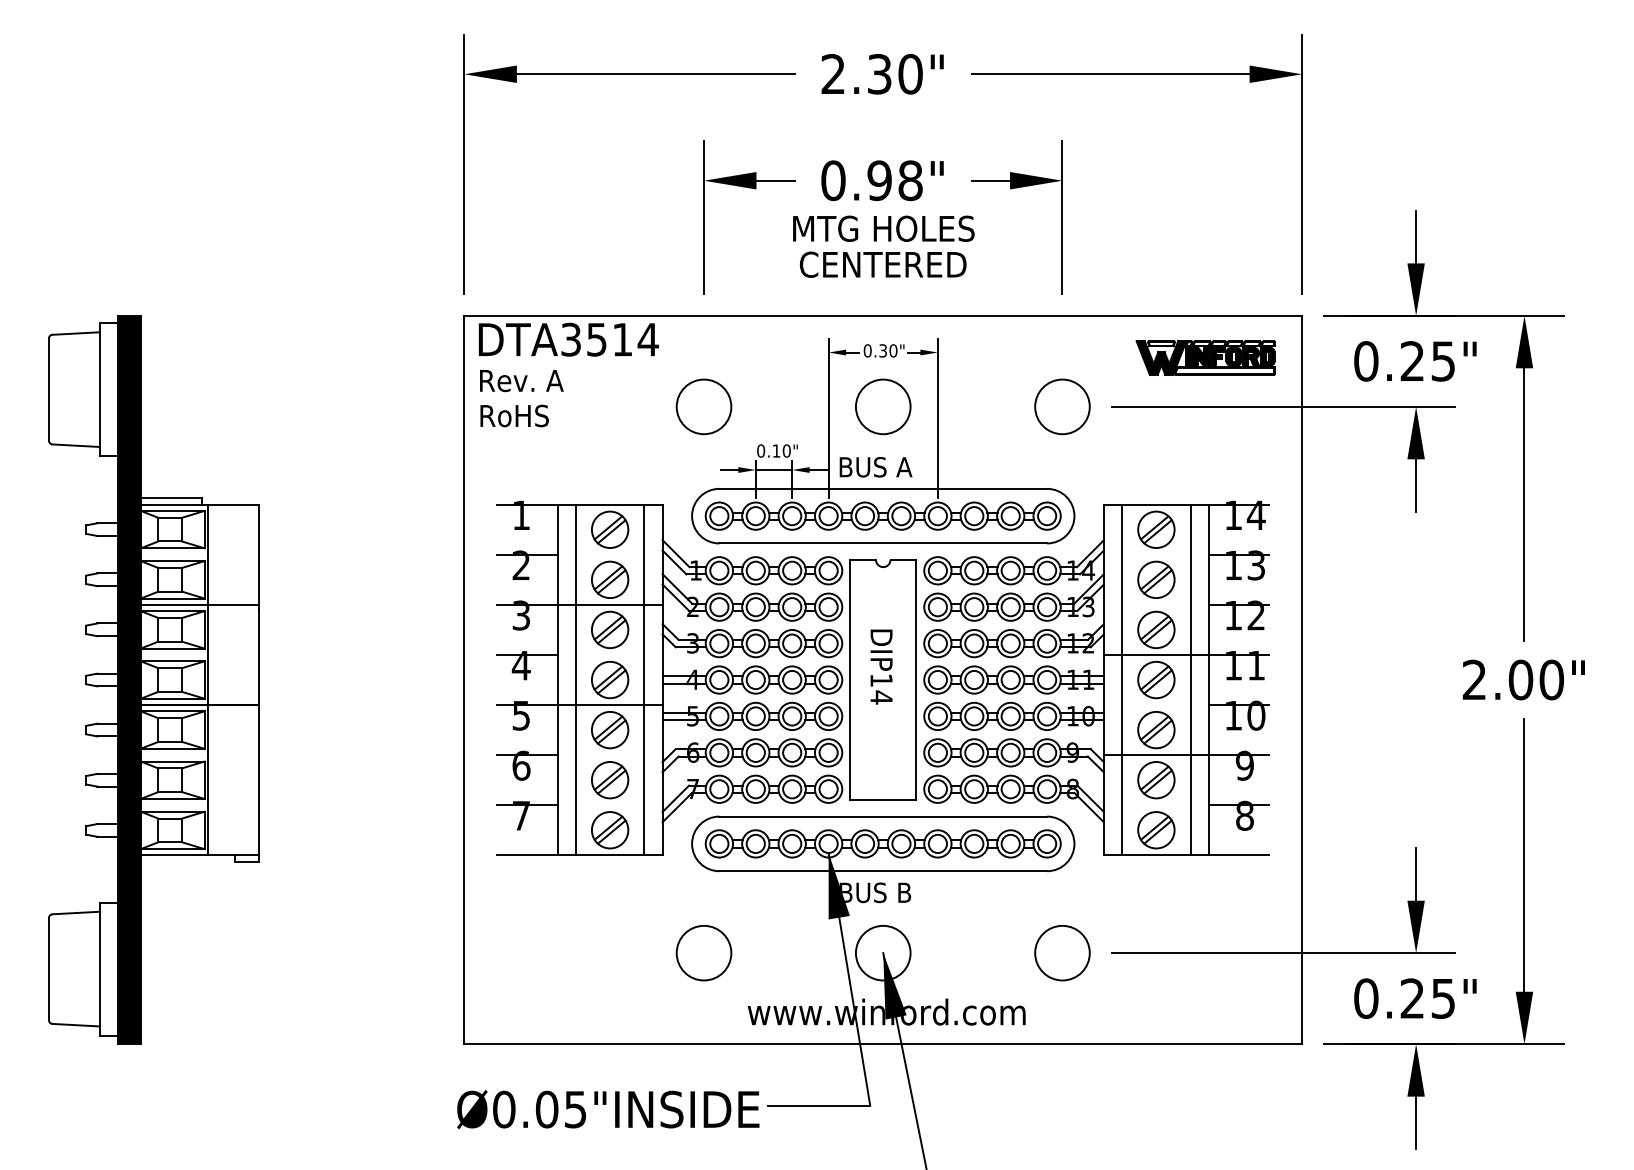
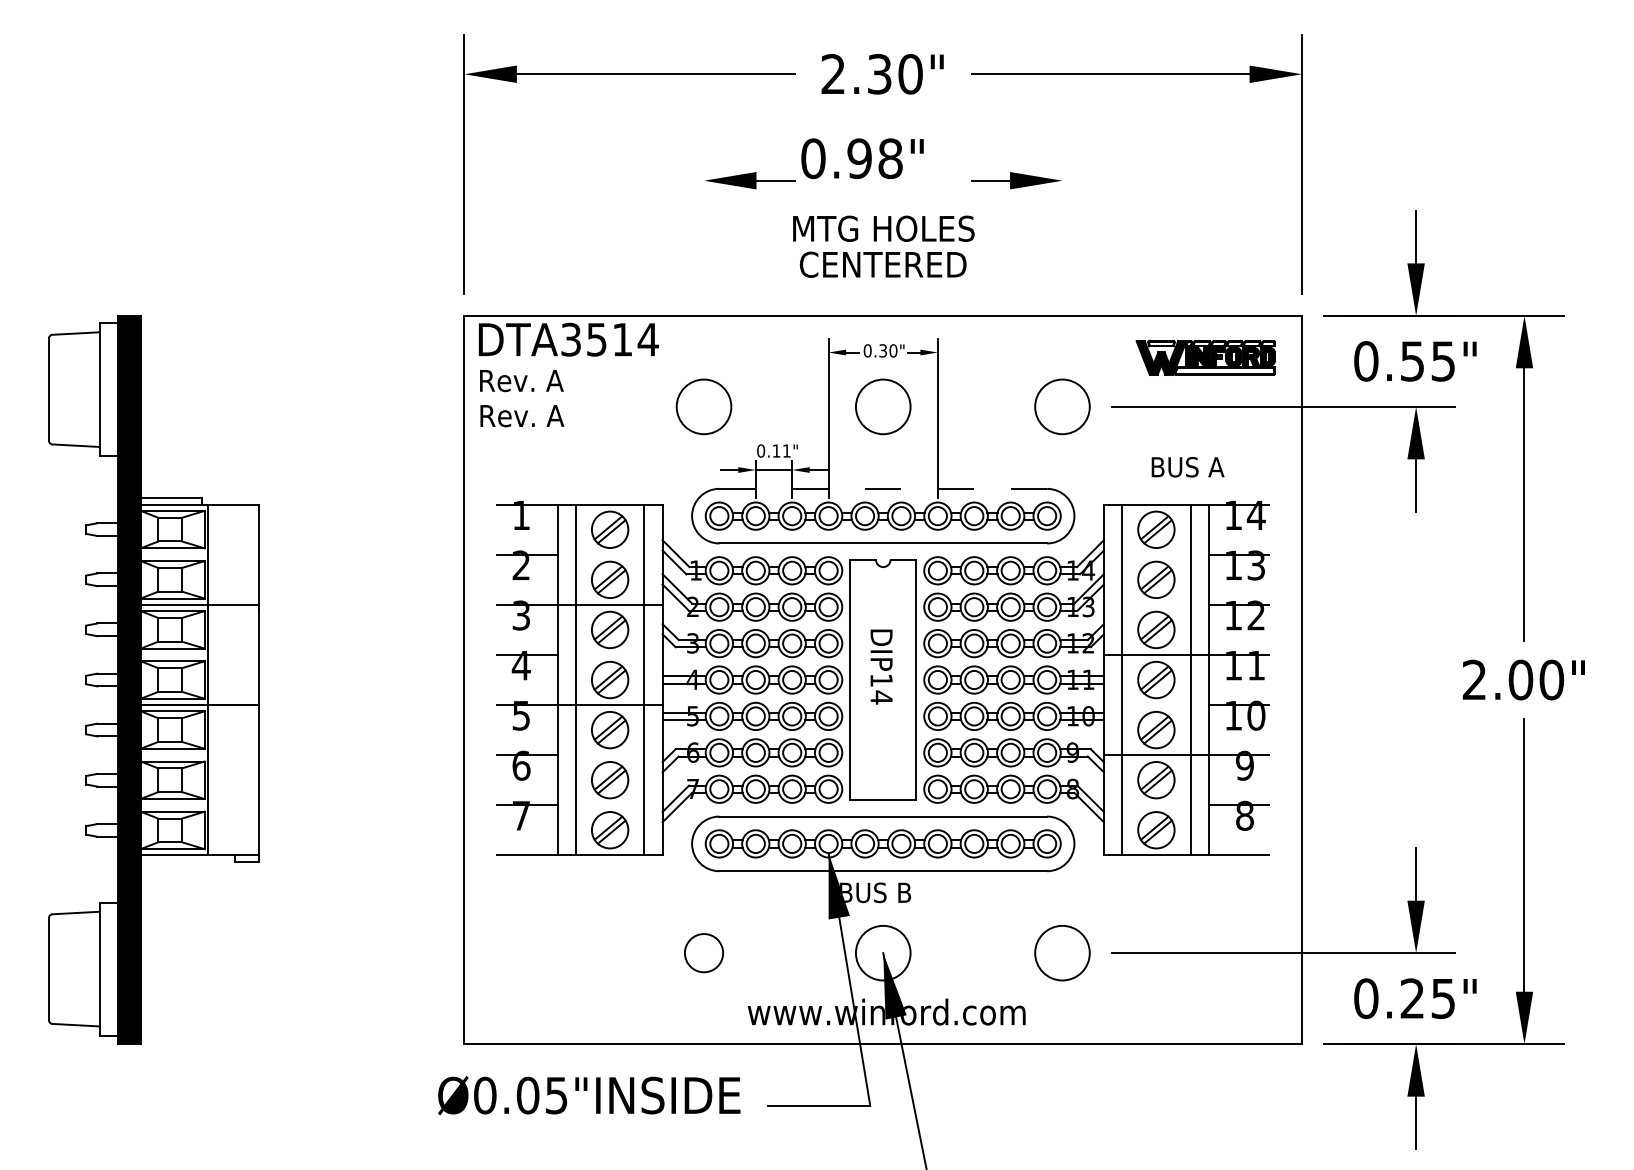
text position: (882, 180) -> (862, 158) (862, 158)
line: present -> none (704, 217)
line: present -> none (1062, 217)
text: 0.25" -> 0.55" (1411, 361)
text: RoHS -> Rev. A (531, 415)
text: 0.10" -> 0.11" (786, 450)
text position: (875, 467) -> (1187, 467) (1187, 467)
line: solid -> dashed (883, 488)
circle diameter: 55 px -> 38 px (703, 953)
text position: (608, 1109) -> (589, 1095) (589, 1095)
